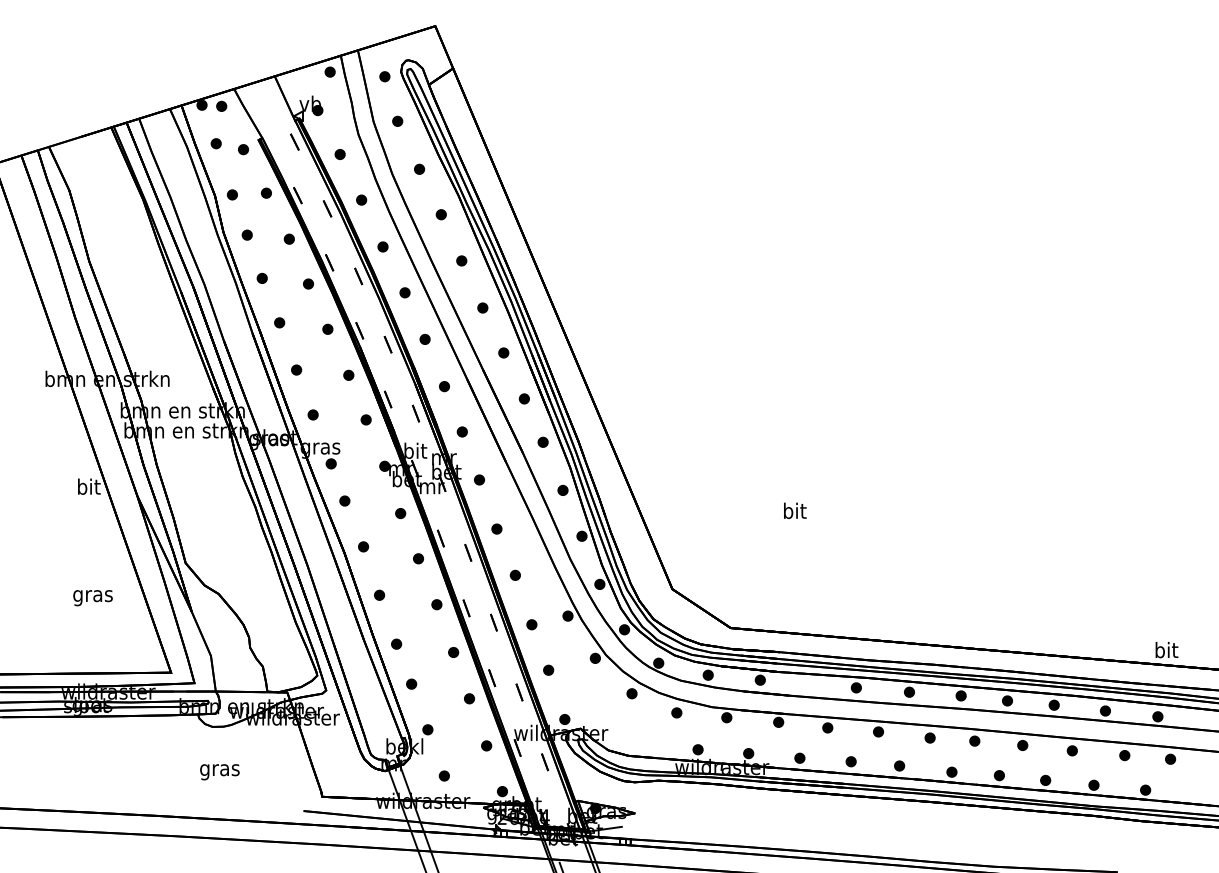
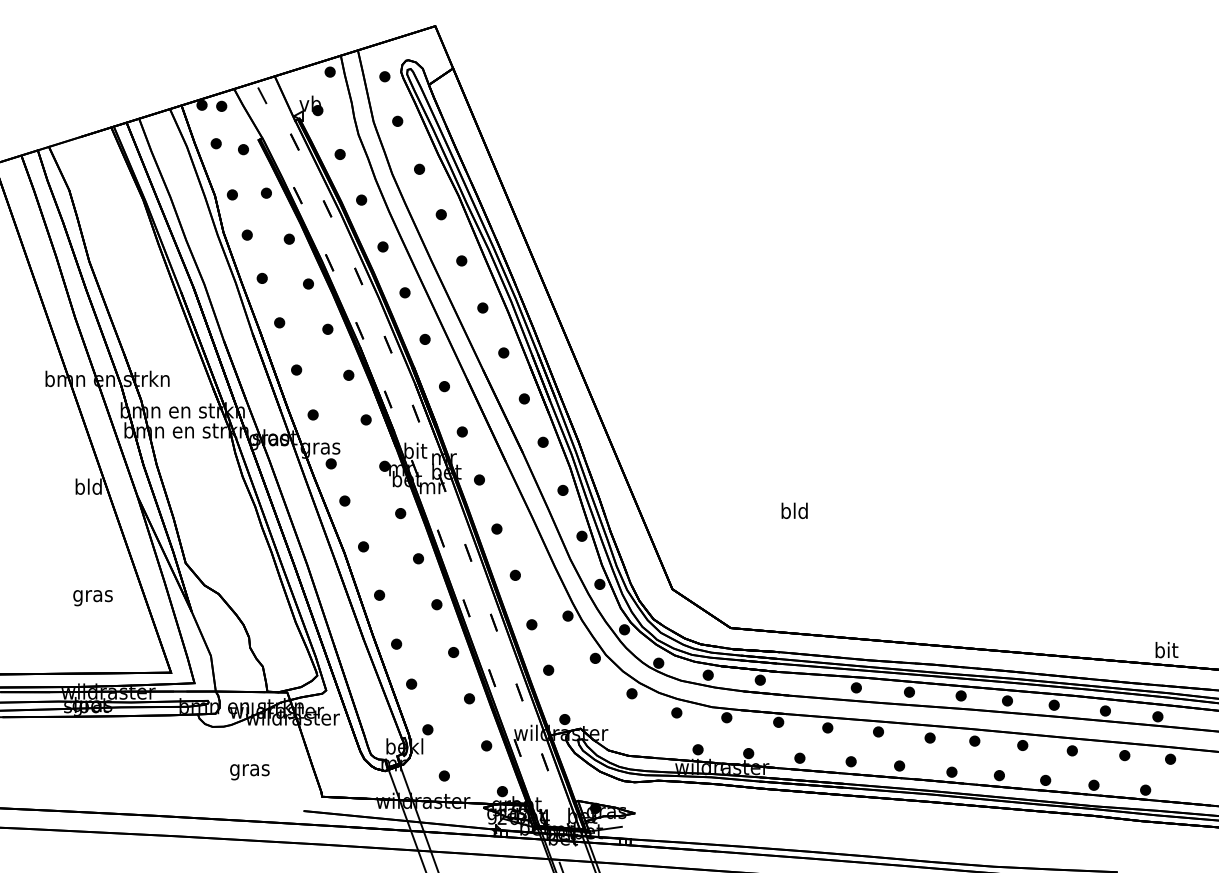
line: none -> present (260, 93)
text: bit -> bld (88, 486)
text: bit -> bld (794, 510)
text position: (219, 772) -> (249, 772) (249, 772)
